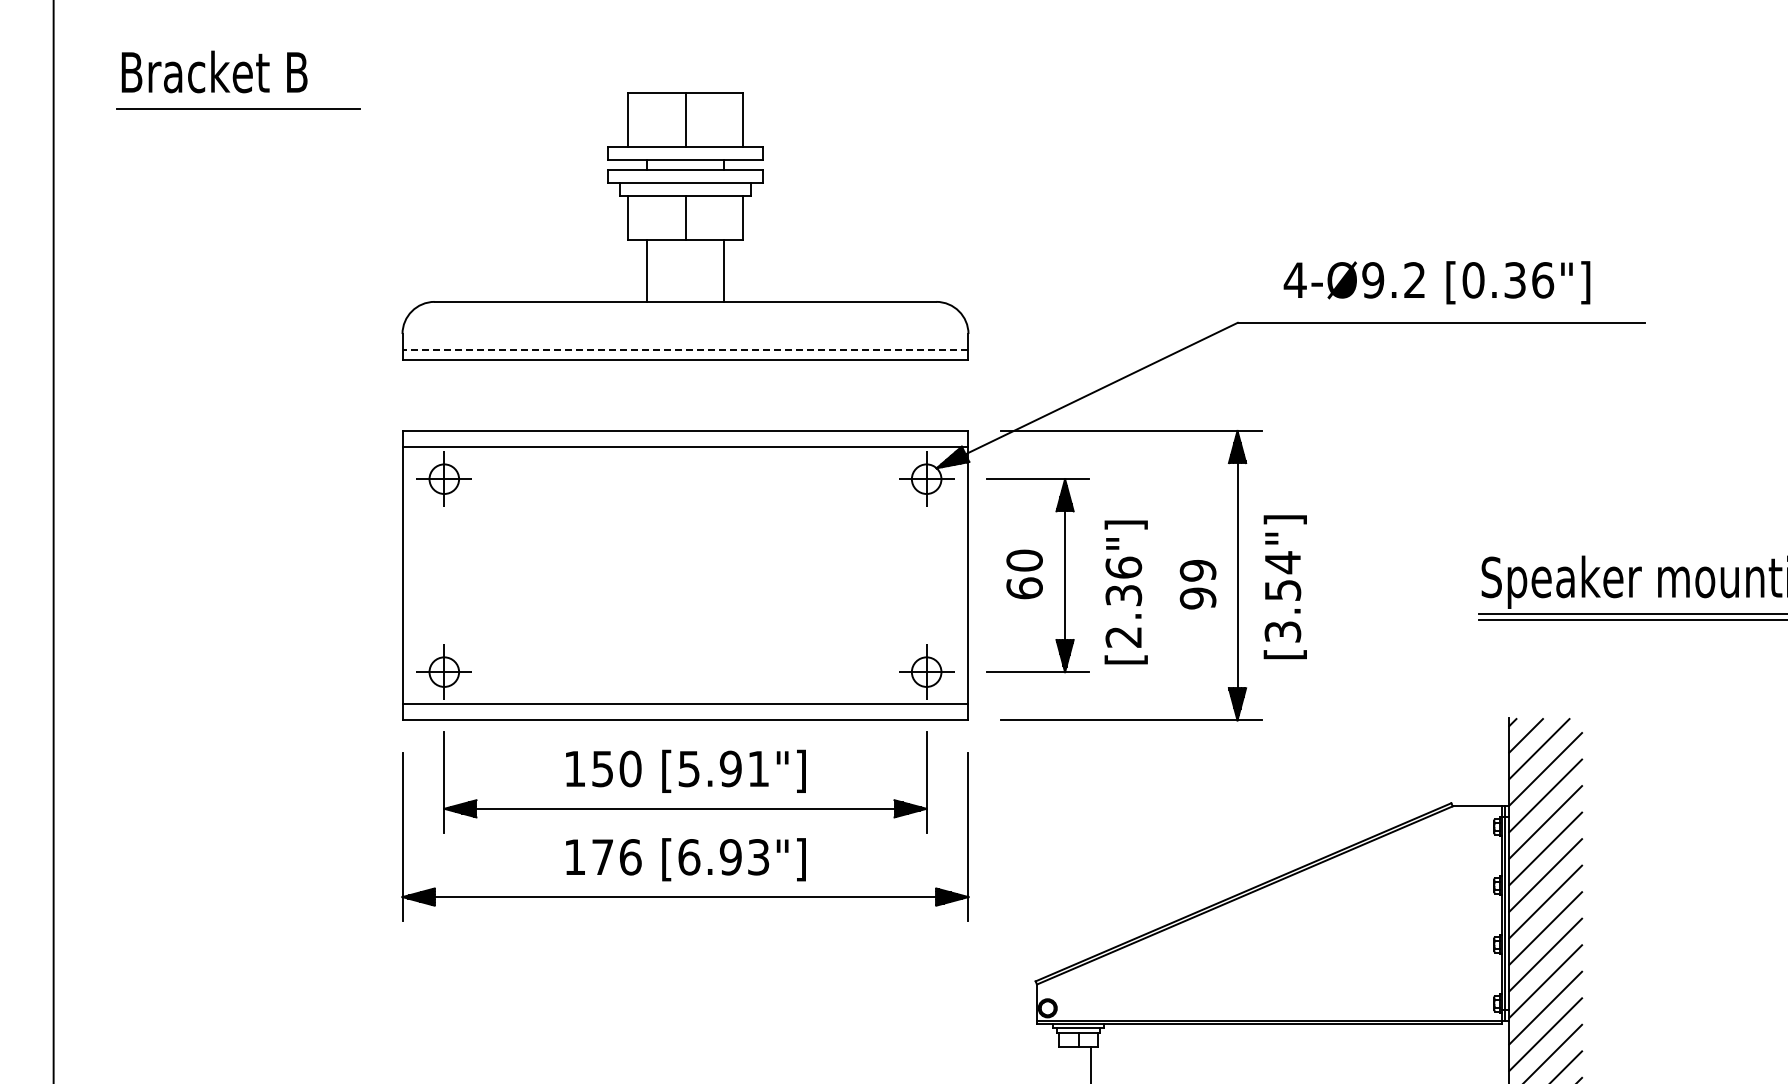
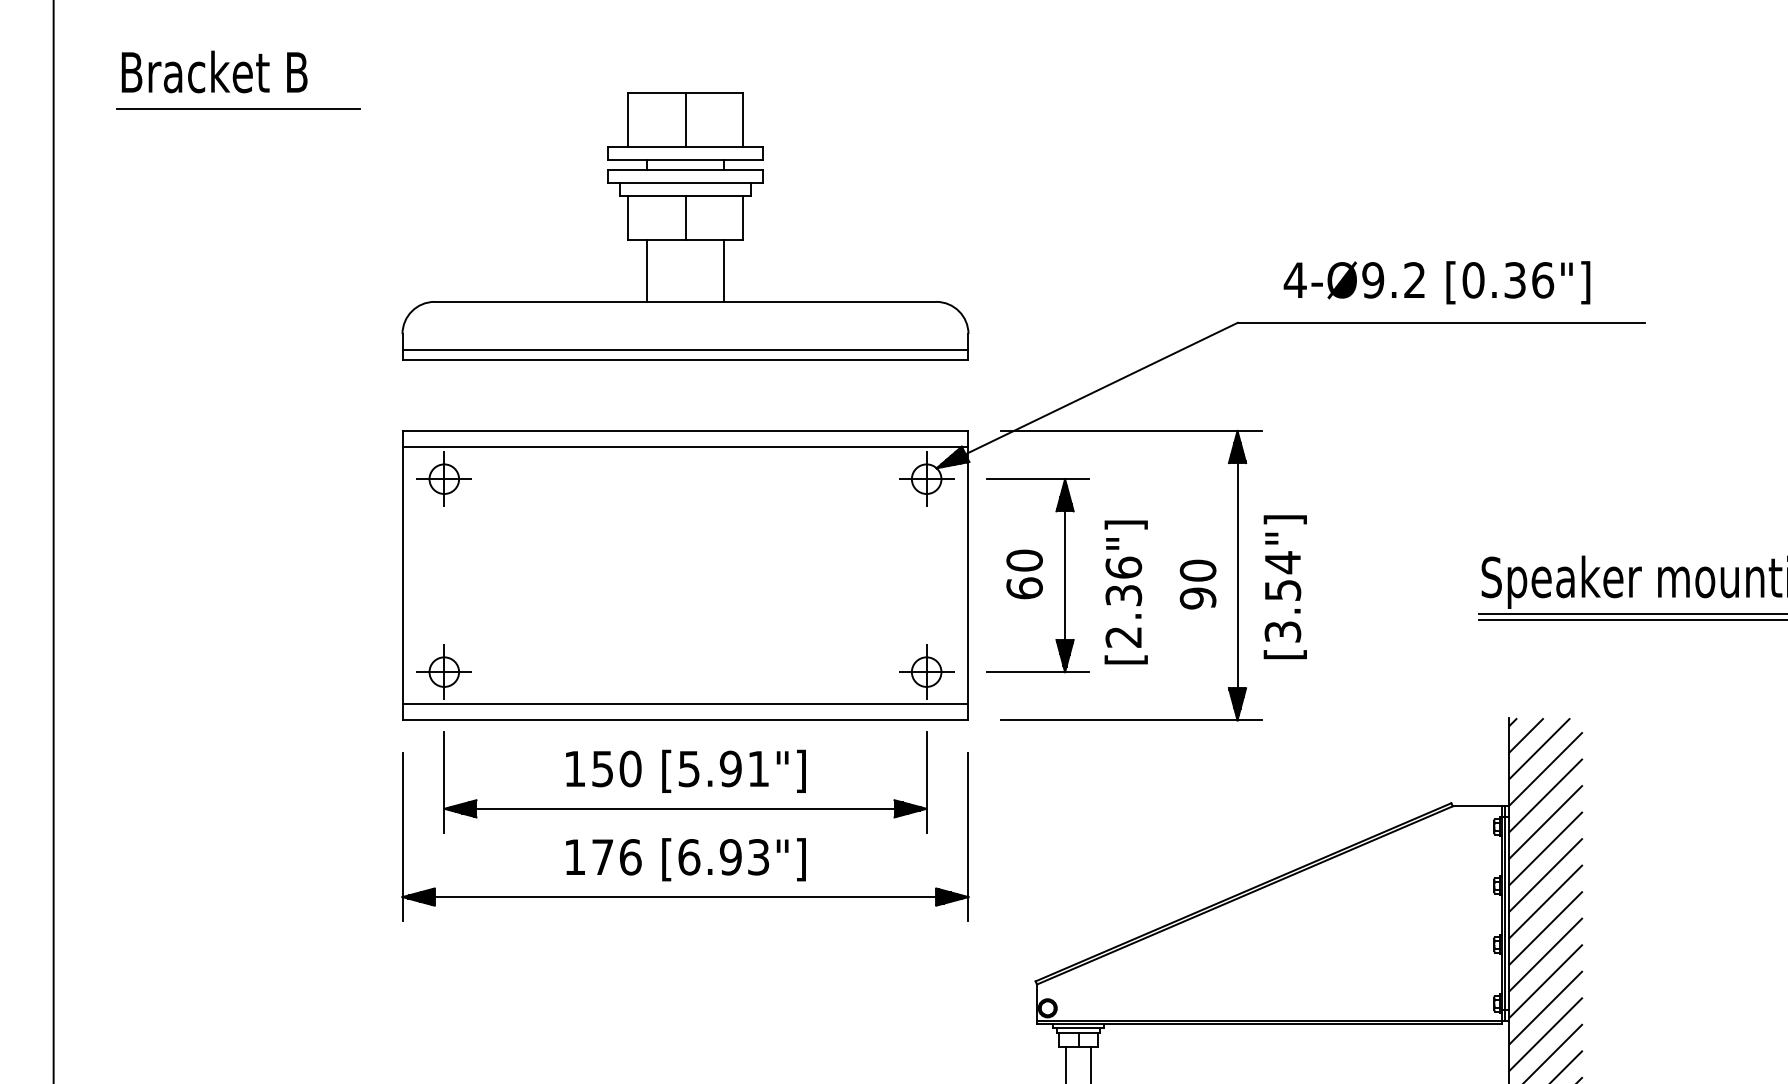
line: dashed -> solid (685, 350)
text: 99 -> 90 (1198, 570)
line: none -> present (1065, 1063)
